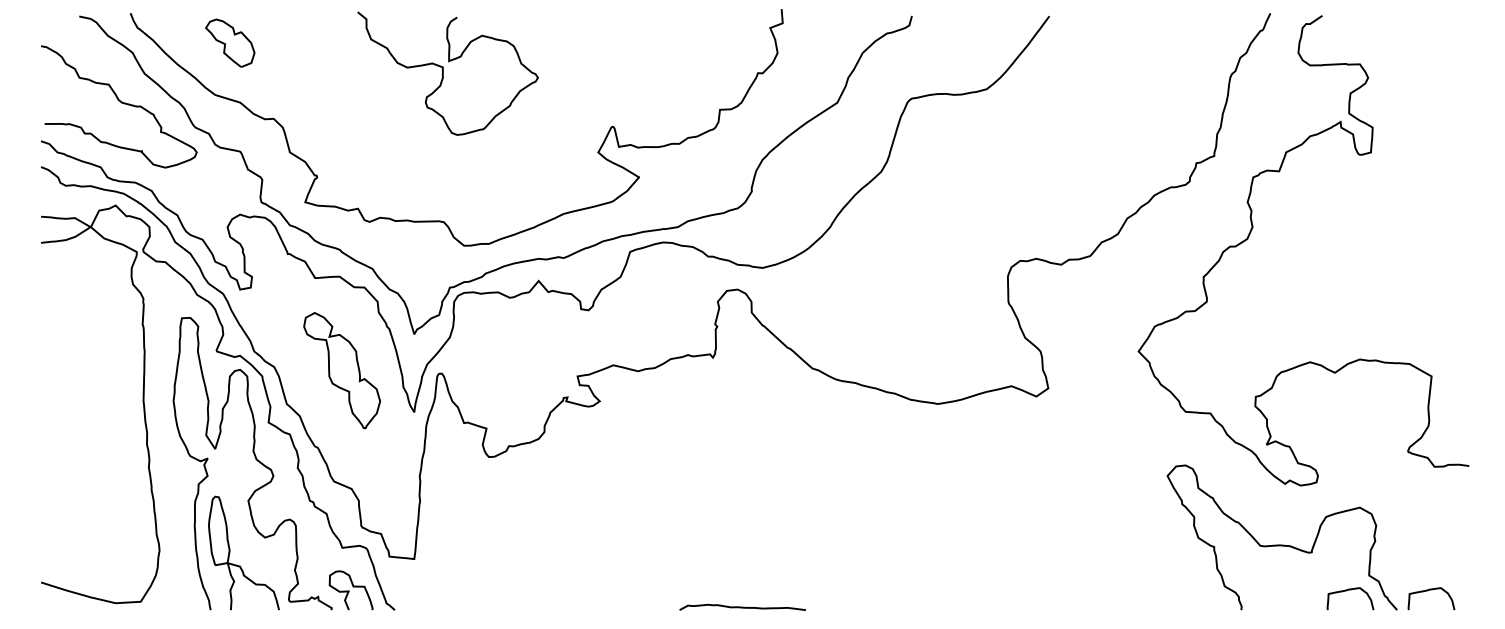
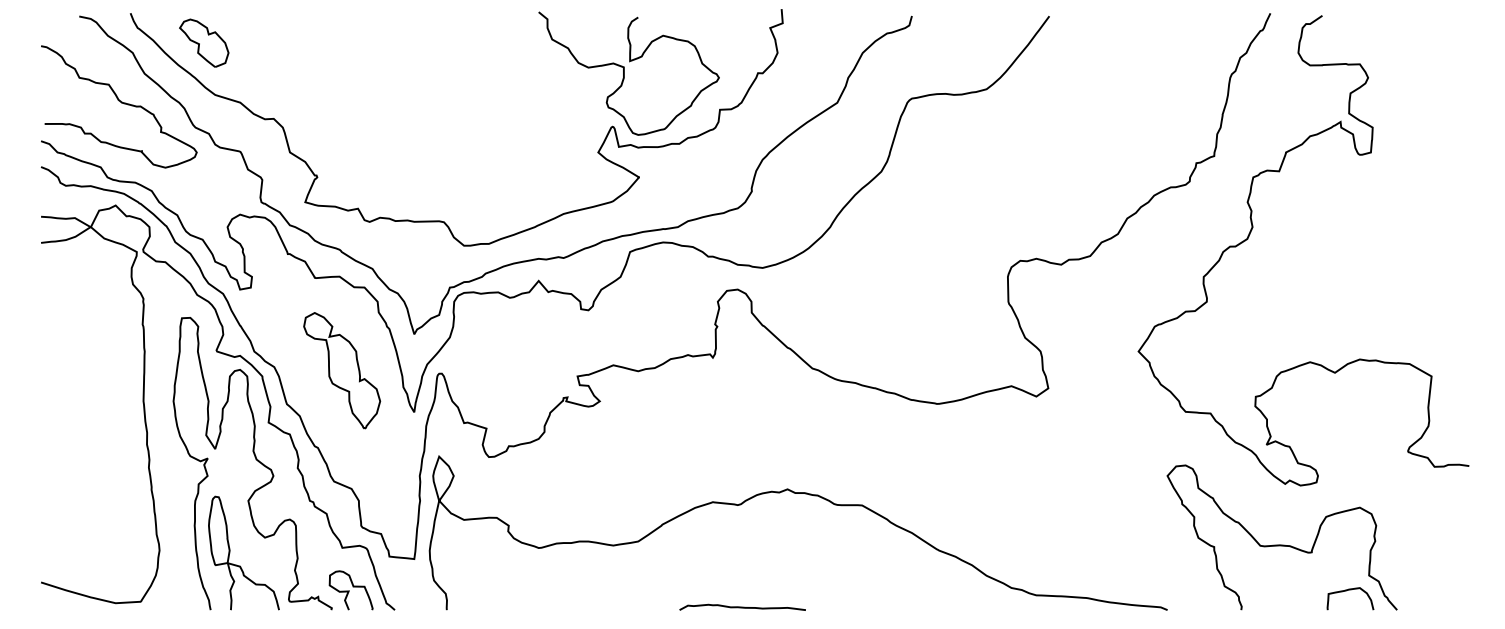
part position: (230, 42) -> (204, 42) (204, 42)
curve position: (443, 73) -> (624, 73) (624, 73)
curve: none -> present (805, 494)
curve: present -> none (1431, 590)
